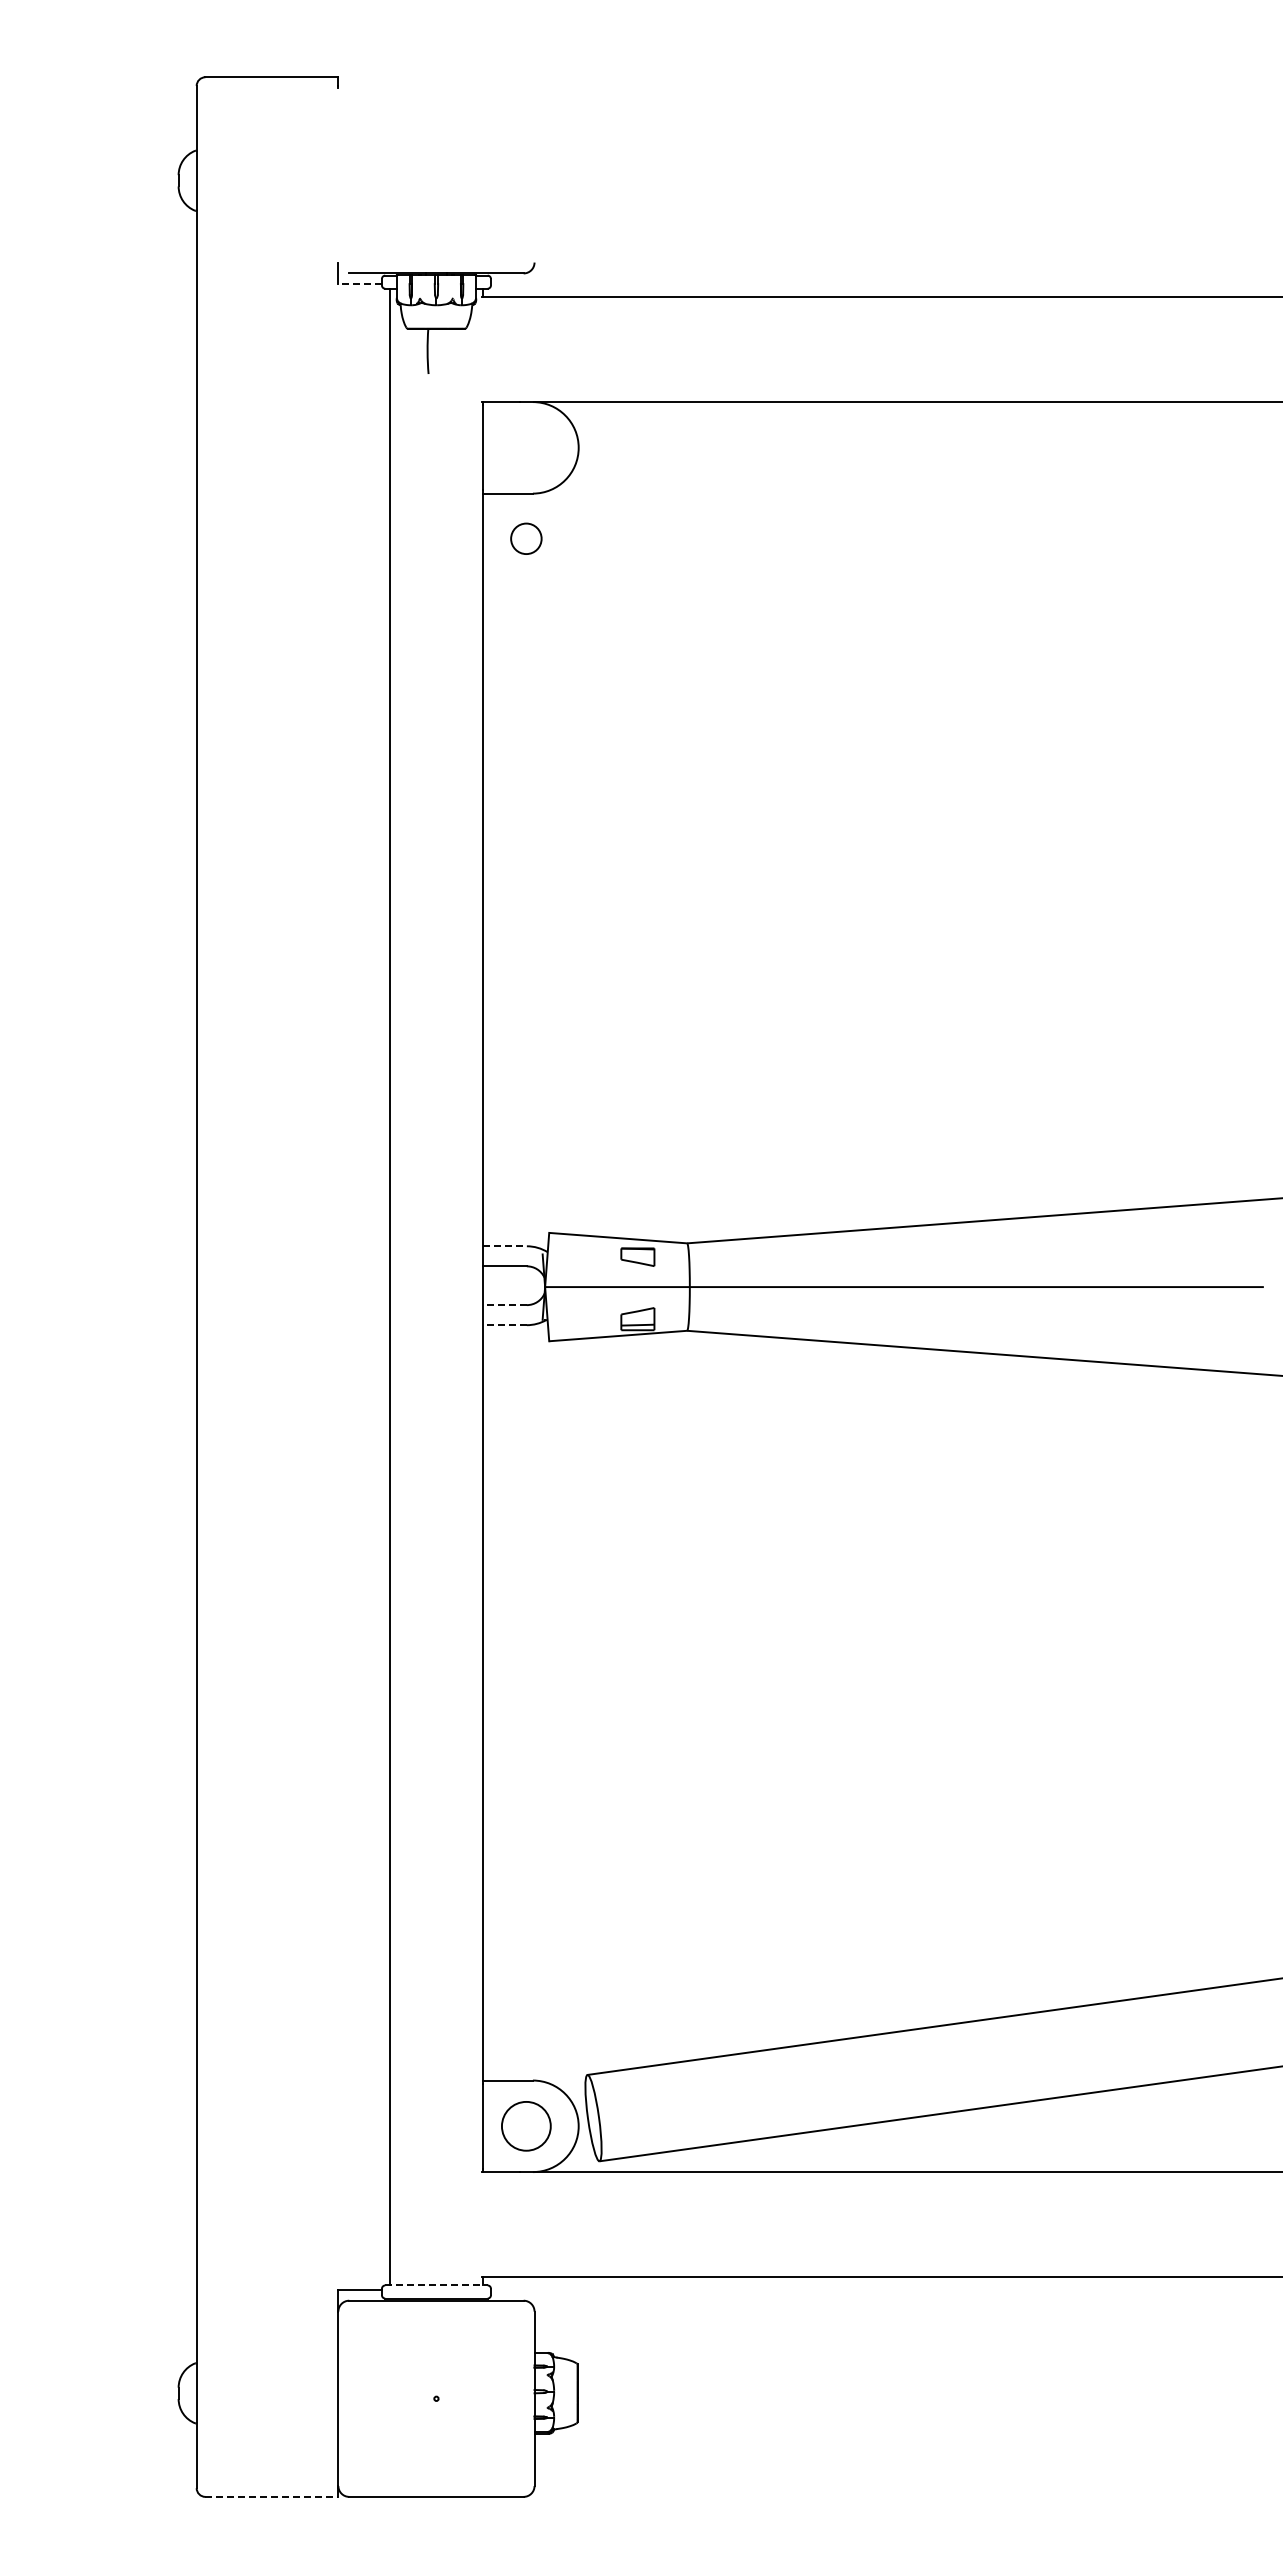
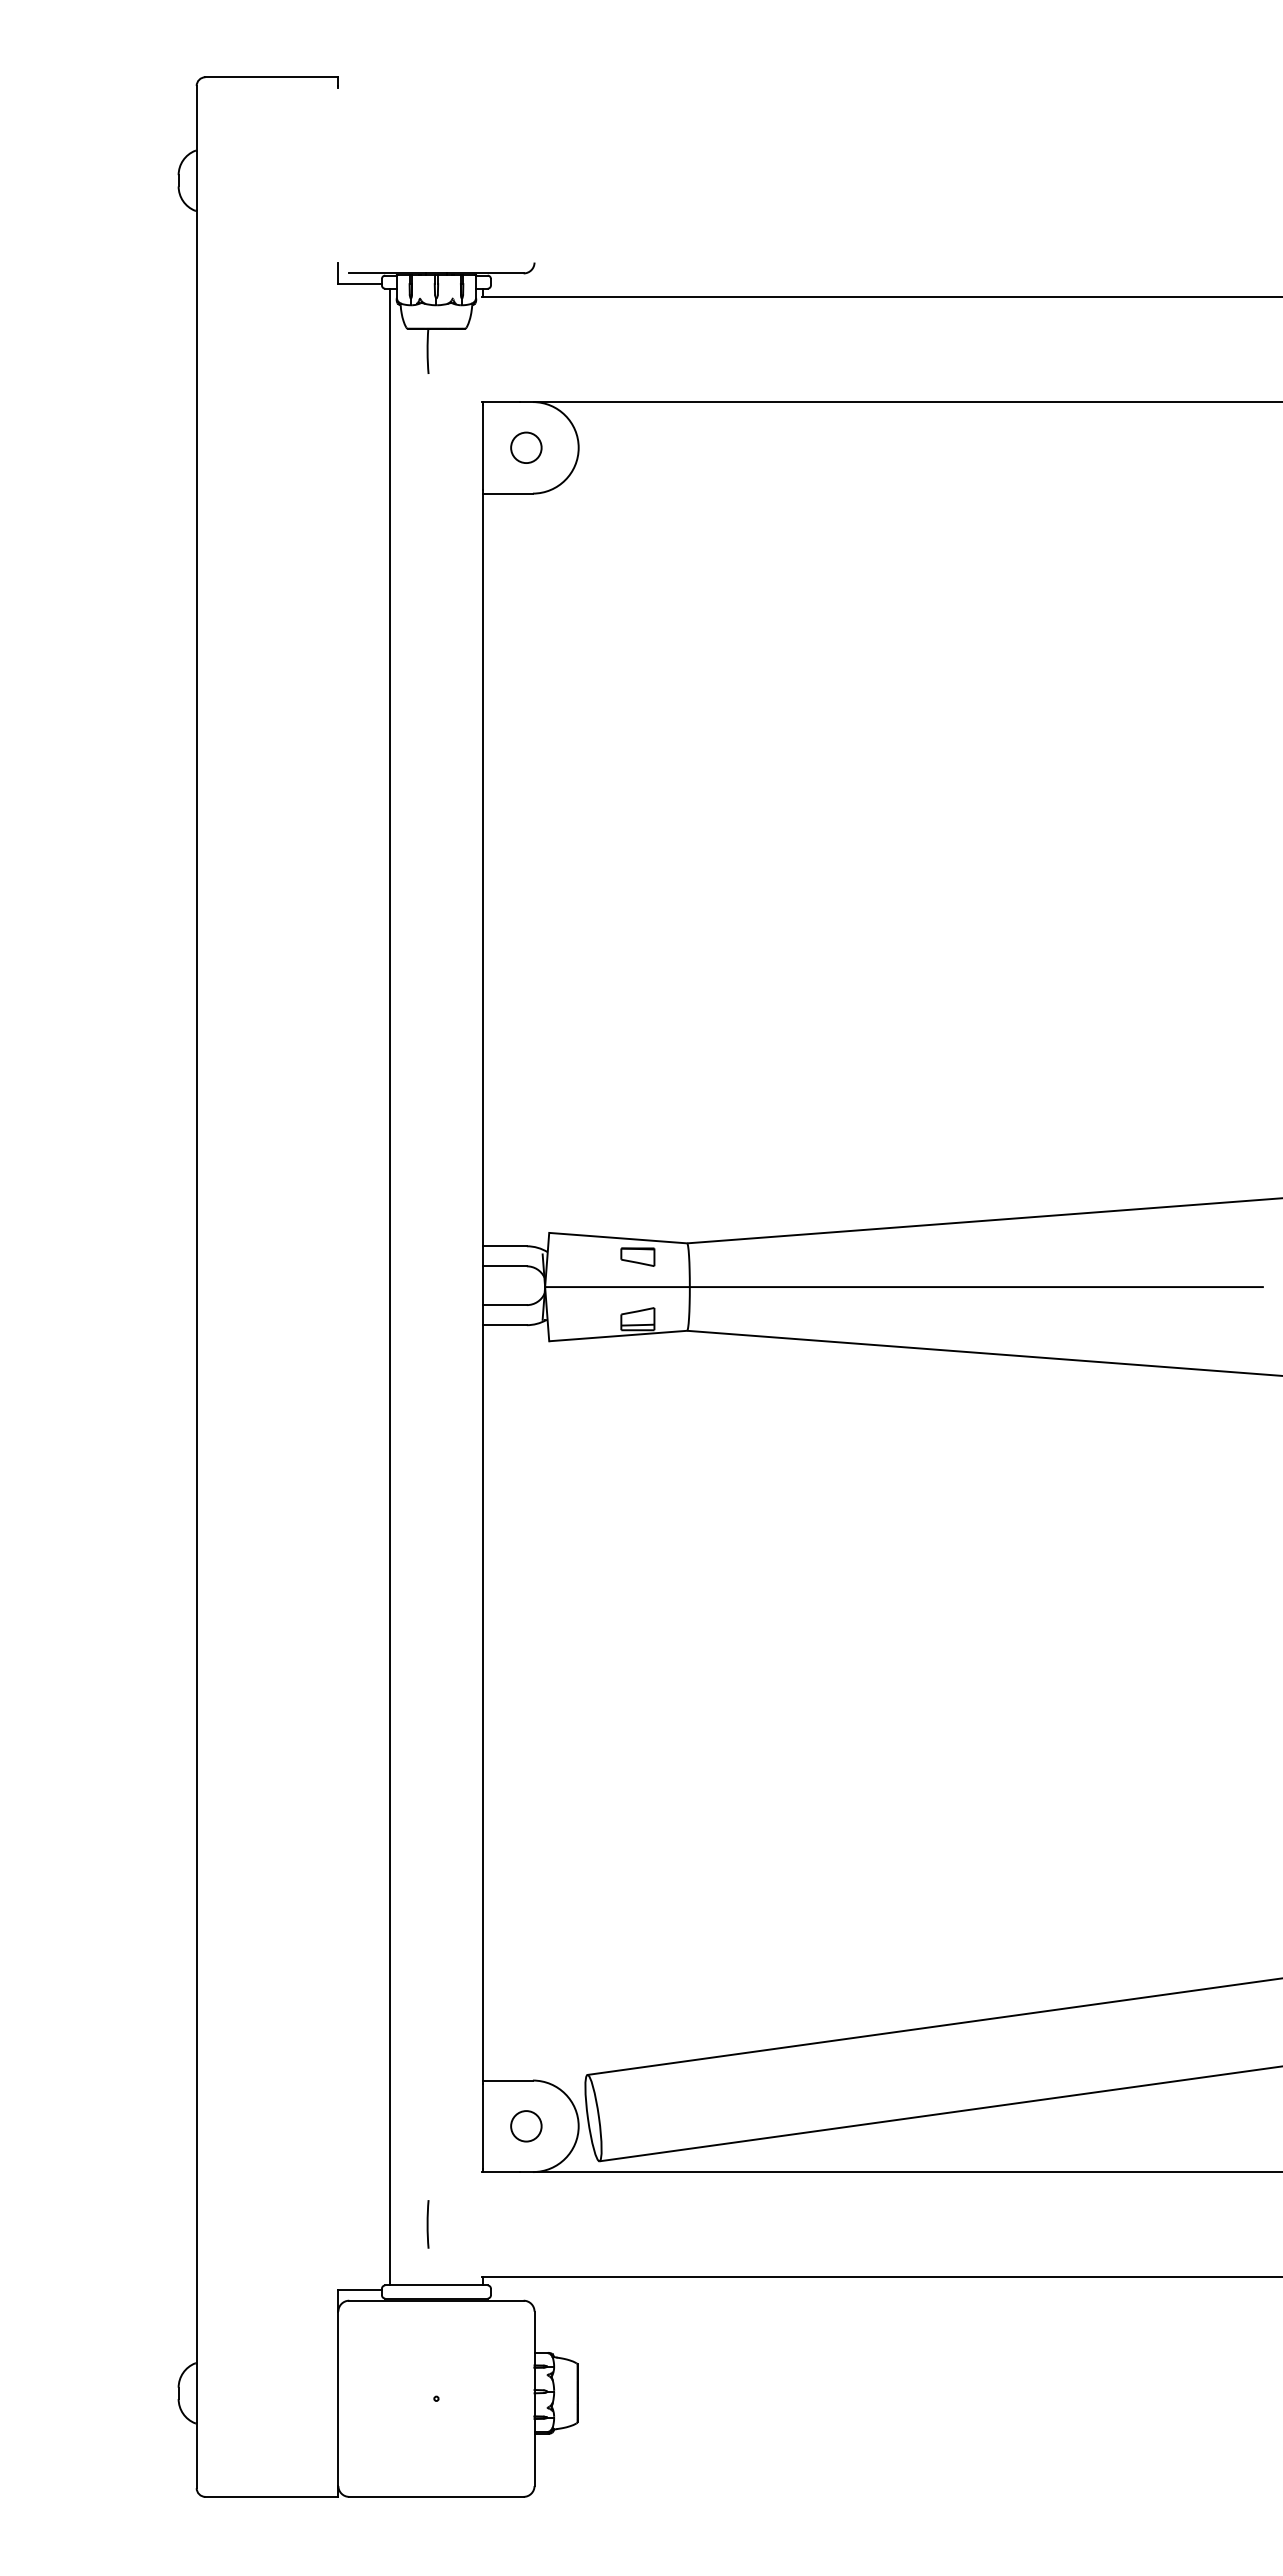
line: dashed -> solid (360, 284)
circle position: (526, 538) -> (526, 447) (526, 447)
line: dashed -> solid (505, 1246)
line: dashed -> solid (504, 1305)
line: dashed -> solid (504, 1325)
circle diameter: 49 px -> 31 px (526, 2126)
line: none -> present (427, 2224)
line: dashed -> solid (436, 2285)
line: dashed -> solid (272, 2496)
